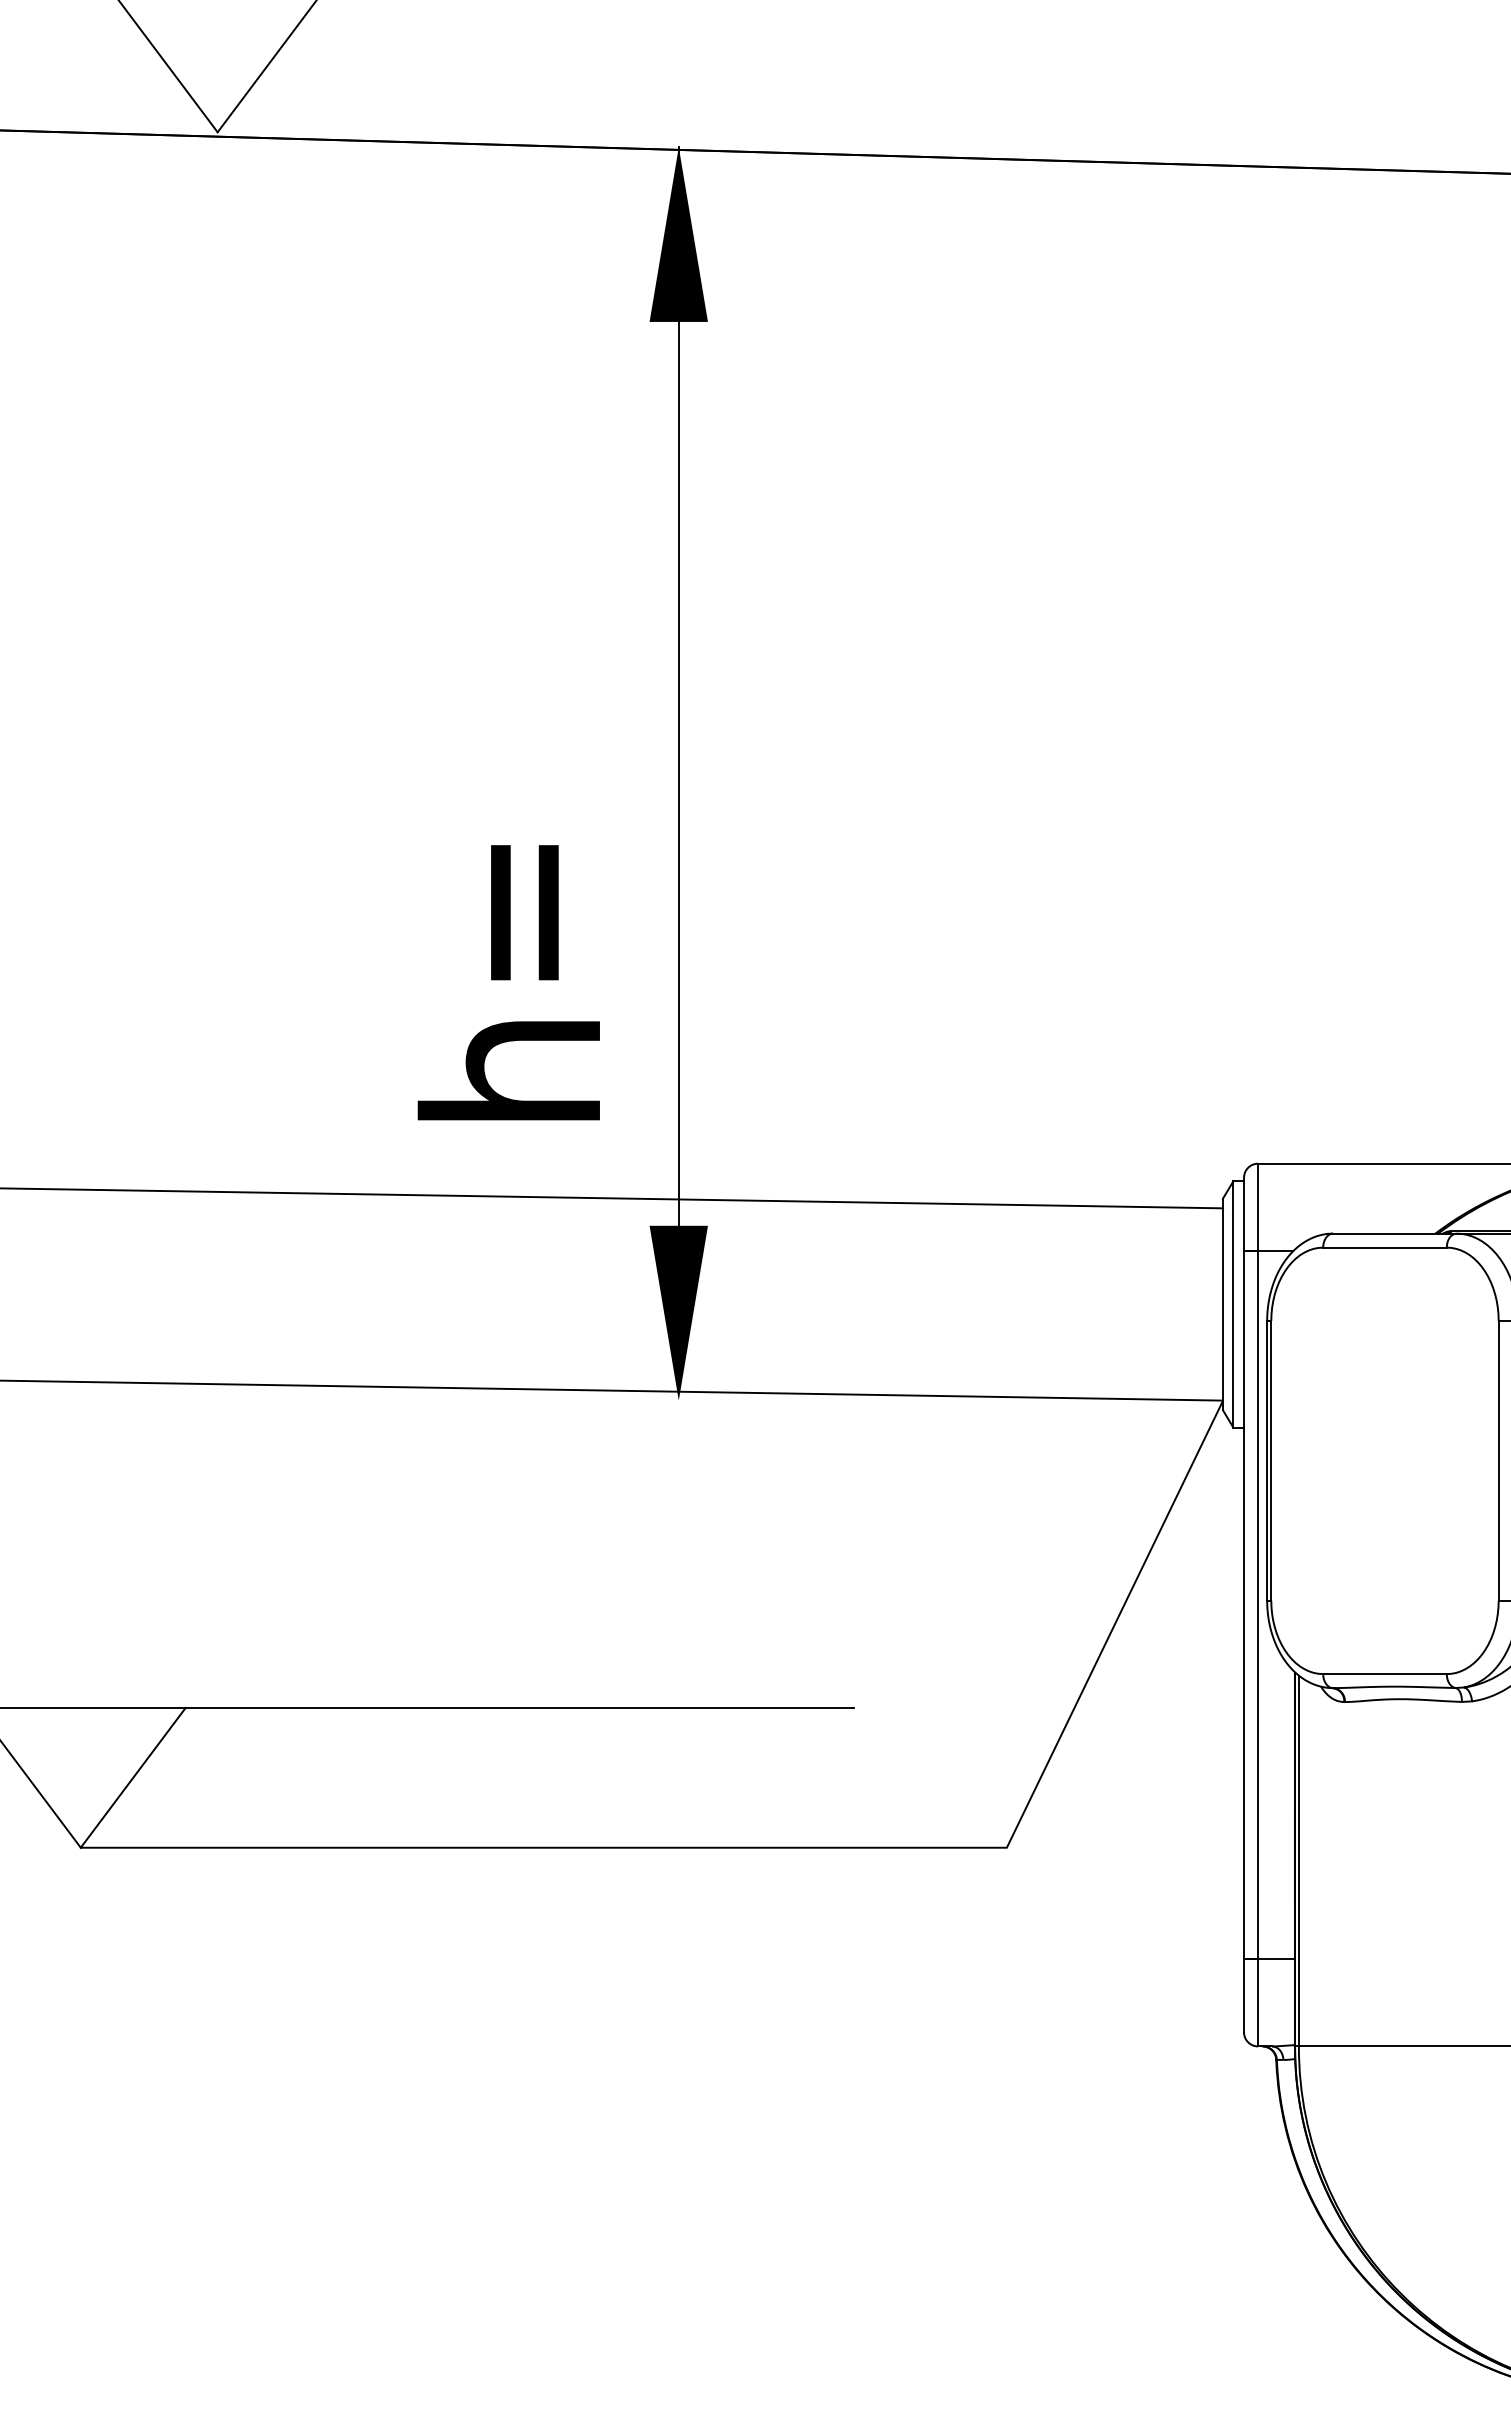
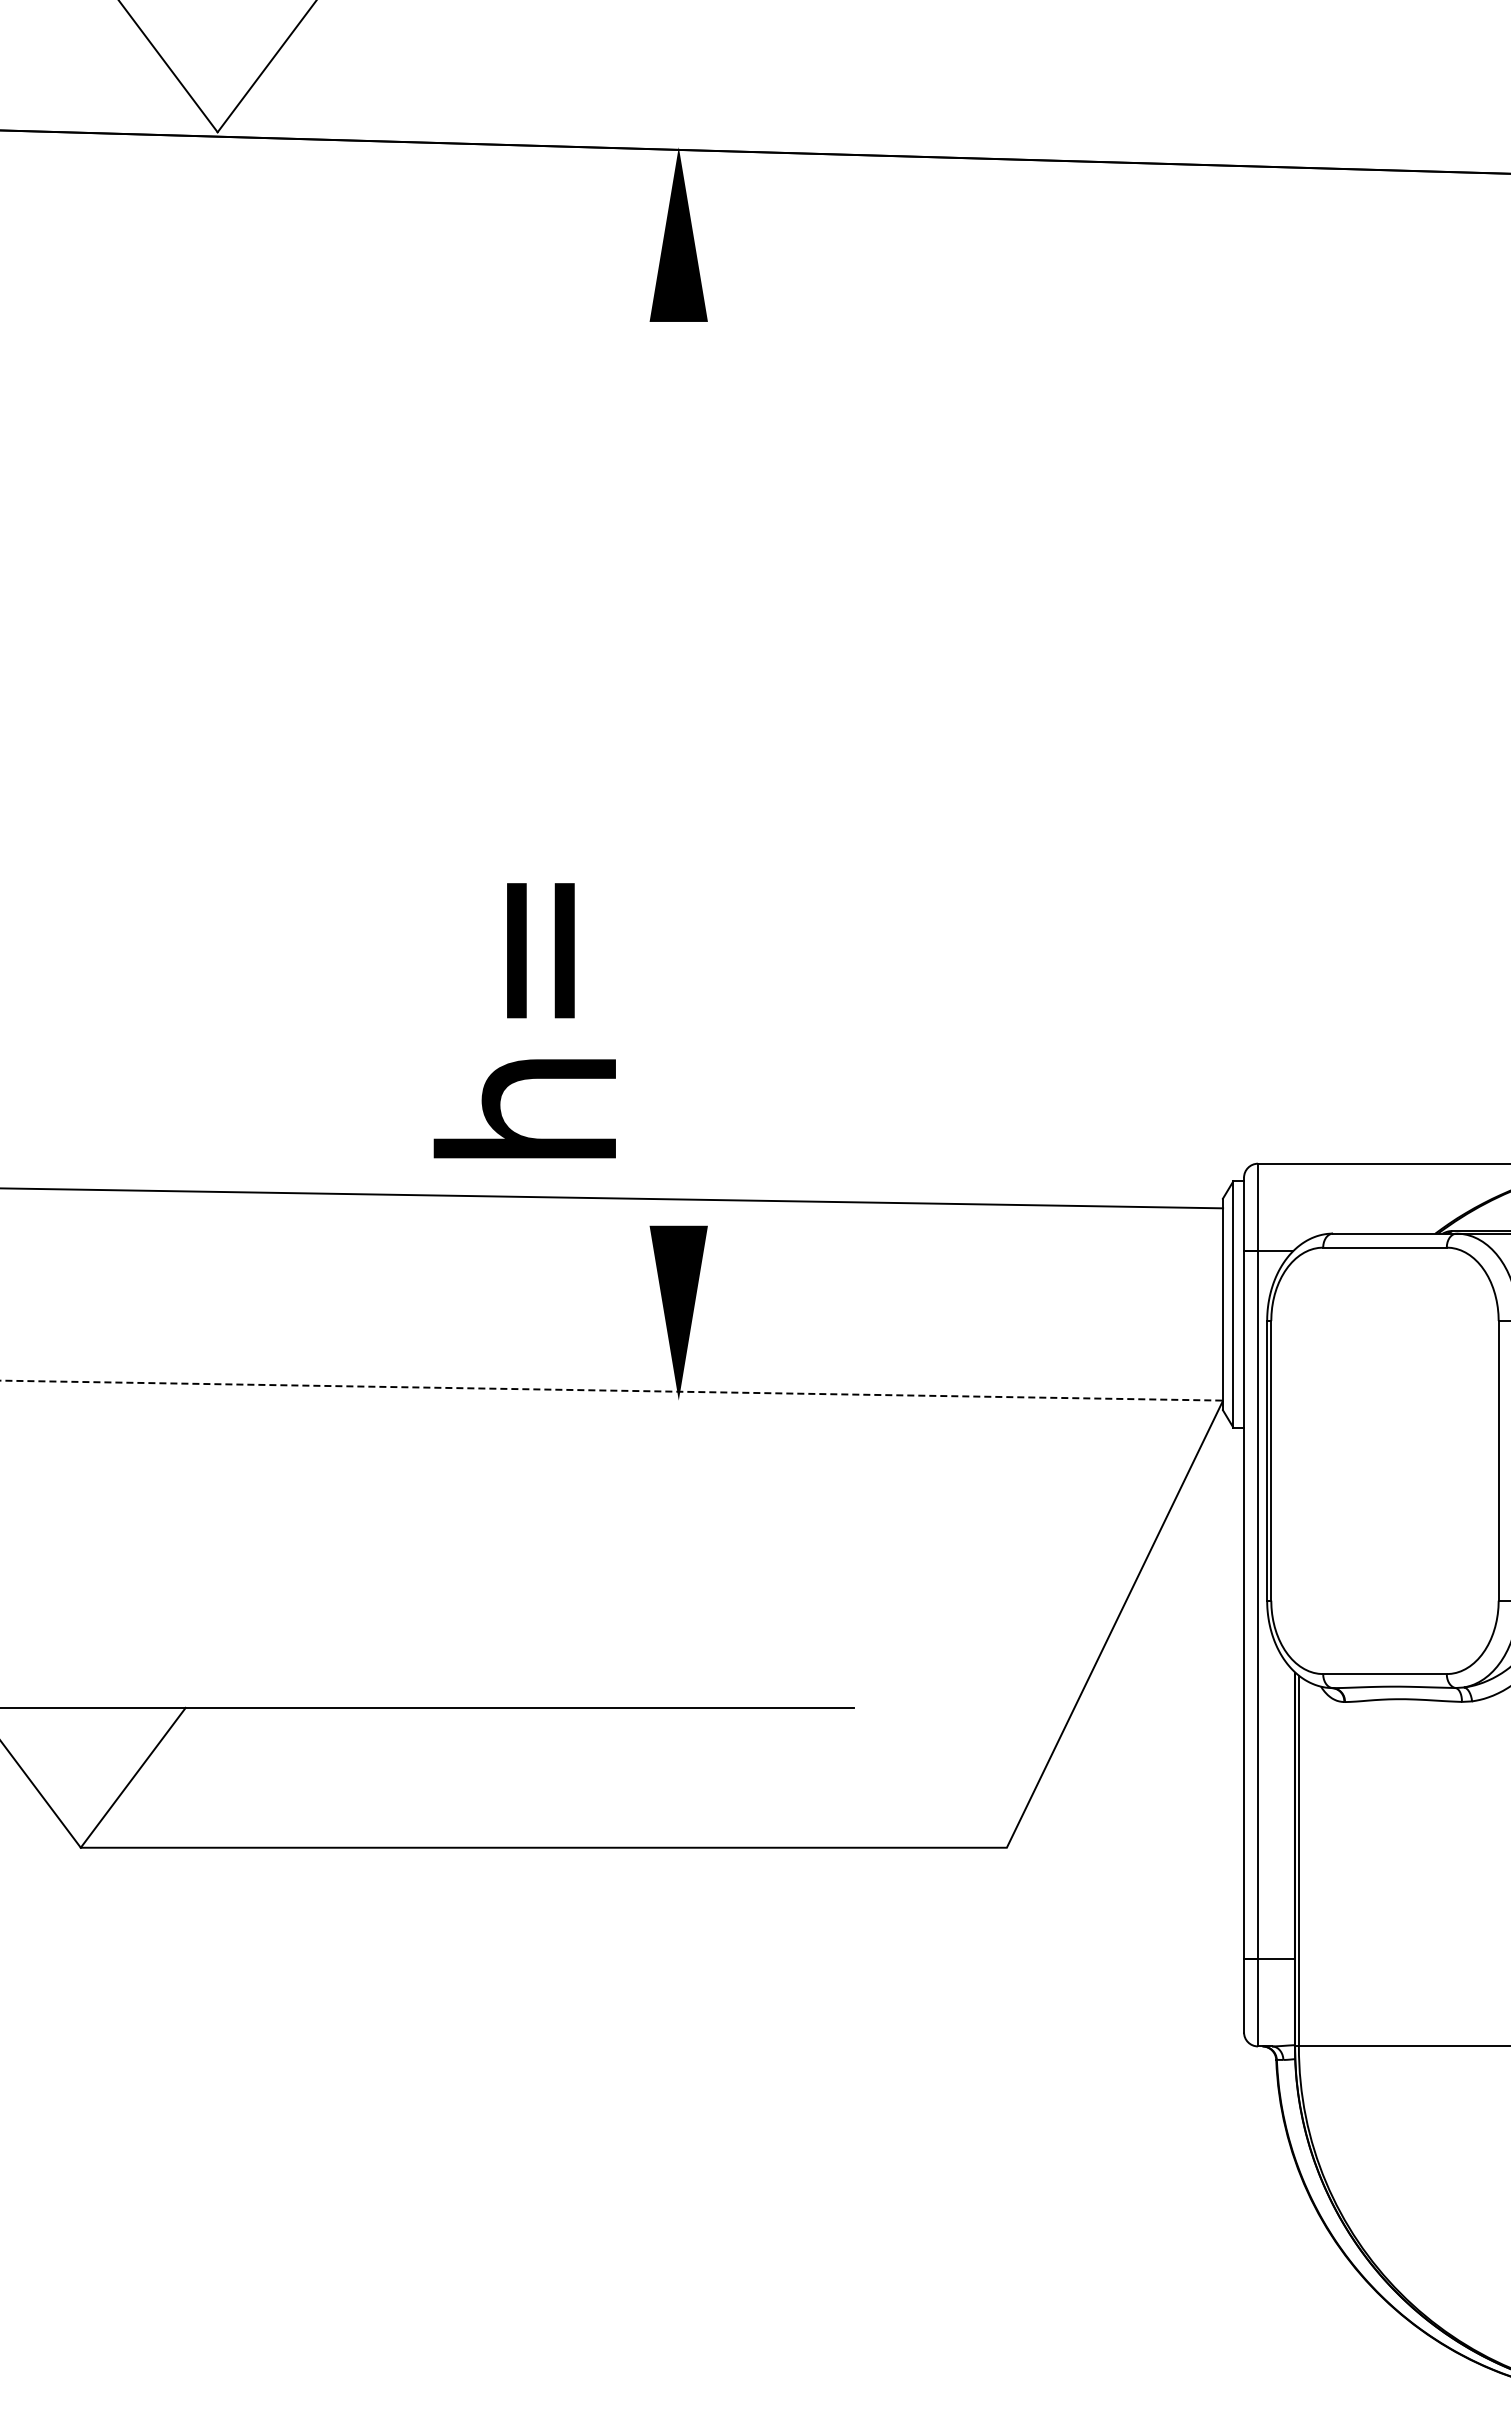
line: present -> none (678, 686)
text position: (508, 982) -> (524, 1020) (524, 1020)
line: solid -> dashed (612, 1390)
